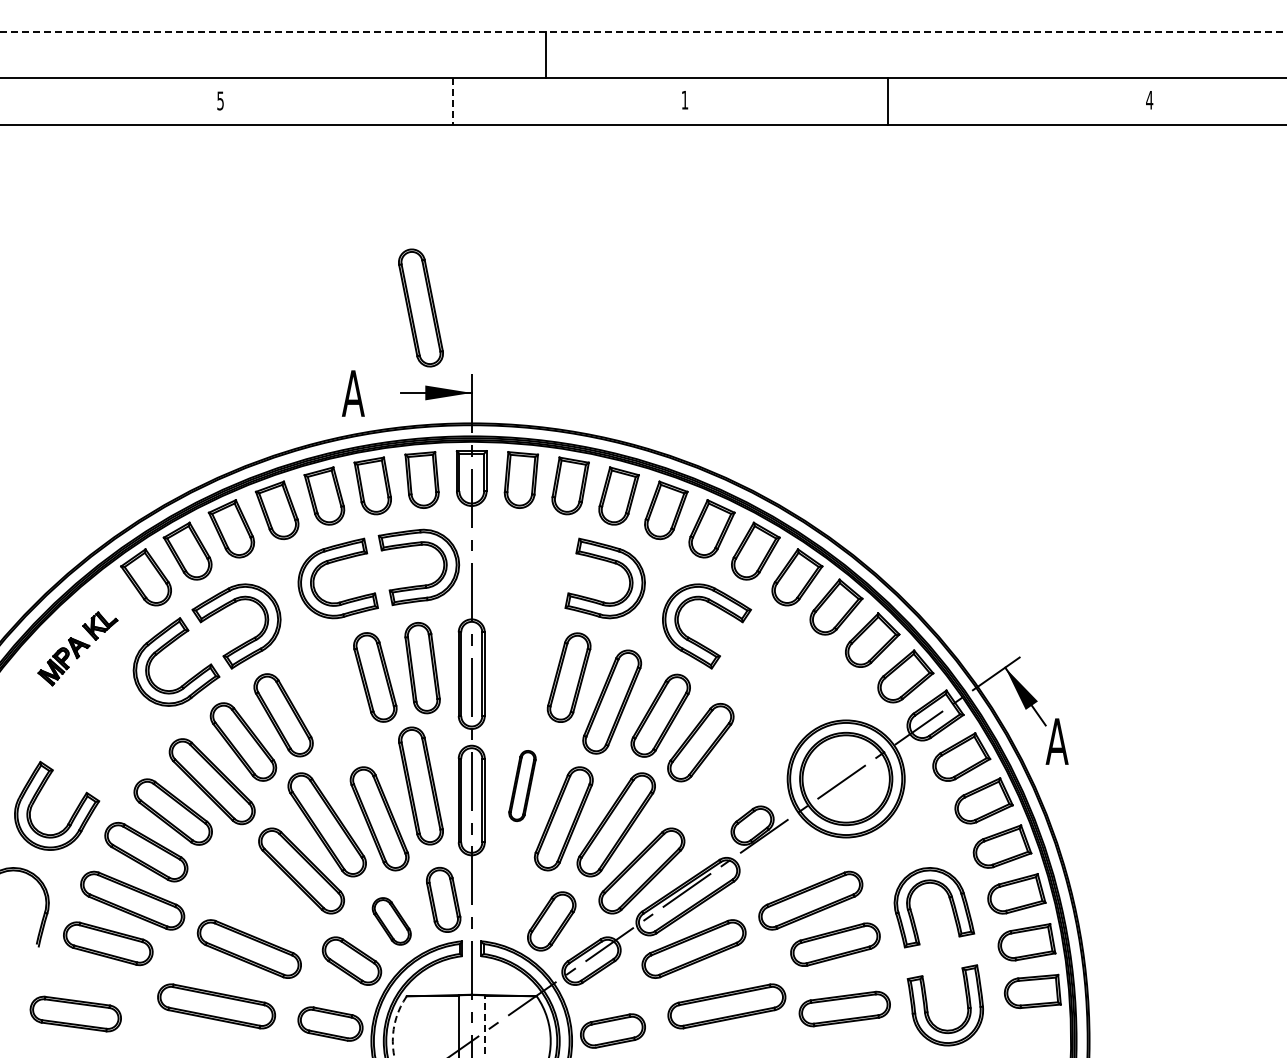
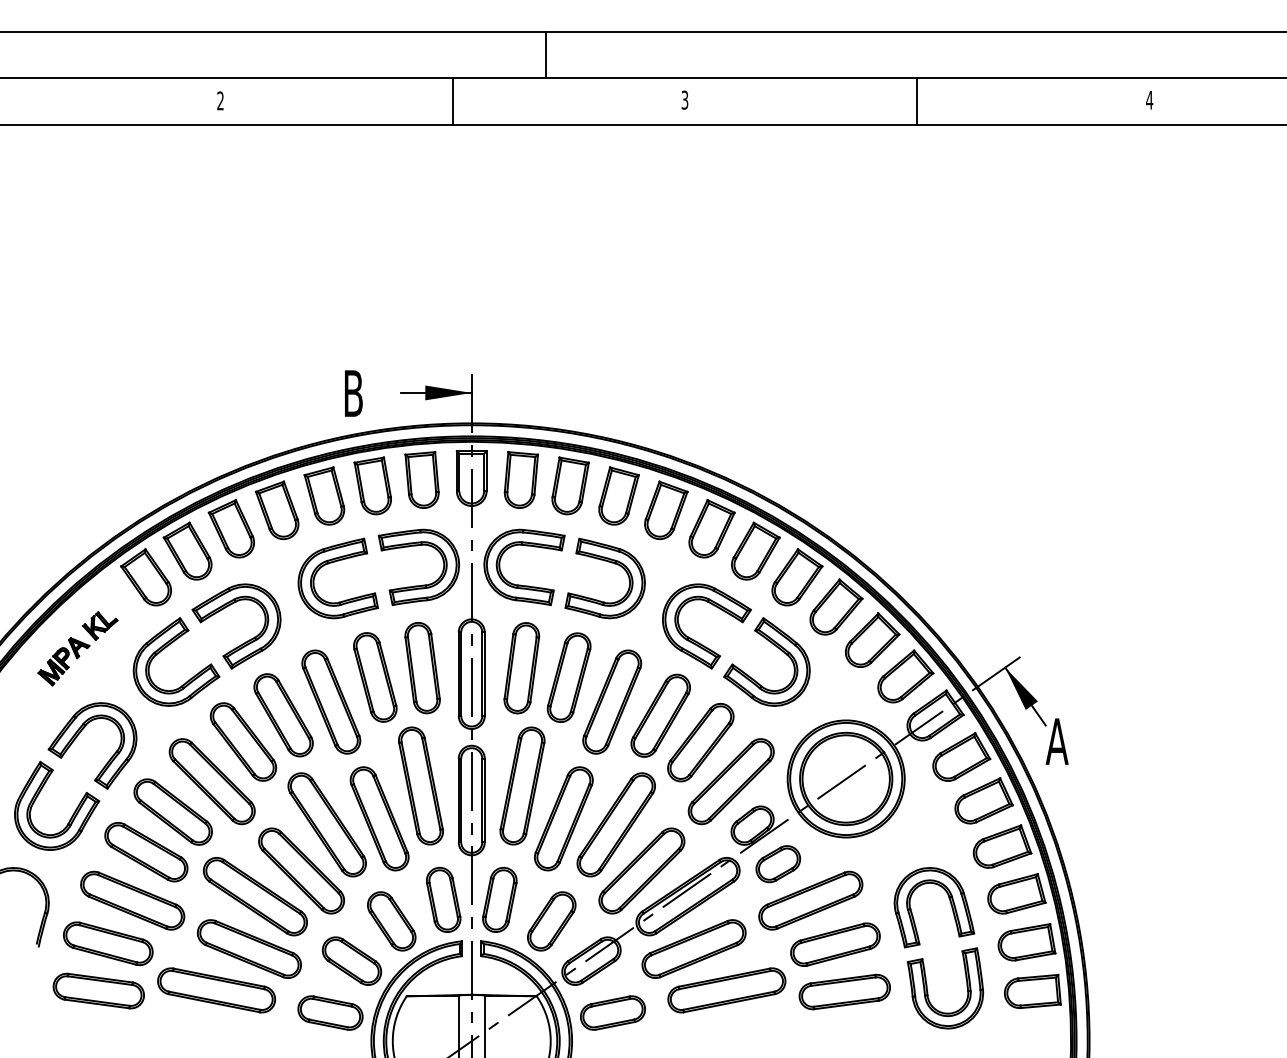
line: dashed -> solid (643, 31)
text: 1 -> 3 (684, 99)
text: 5 -> 2 (220, 100)
line: dashed -> solid (452, 101)
line position: (888, 101) -> (917, 101) (917, 101)
part: present -> none (420, 307)
text: A -> B (352, 393)
part: none -> present (521, 584)
part: none -> present (777, 648)
part: none -> present (521, 668)
part: none -> present (331, 701)
part: none -> present (80, 733)
part: none -> present (730, 781)
part size: 29x72 px -> 47x120 px (522, 785)
part: none -> present (778, 864)
part: none -> present (255, 896)
part: none -> present (499, 899)
part size: 41x49 px -> 50x61 px (391, 921)
part position: (216, 1006) -> (216, 990) (216, 990)
part position: (726, 1006) -> (726, 990) (726, 990)
part position: (844, 1008) -> (844, 991) (844, 991)
part position: (928, 1009) -> (928, 992) (928, 992)
part position: (75, 1013) -> (98, 990) (98, 990)
part position: (330, 1023) -> (330, 1012) (330, 1012)
arc: dashed -> solid (394, 1025)
line: dashed -> solid (484, 1026)
part position: (612, 1030) -> (612, 1012) (612, 1012)
